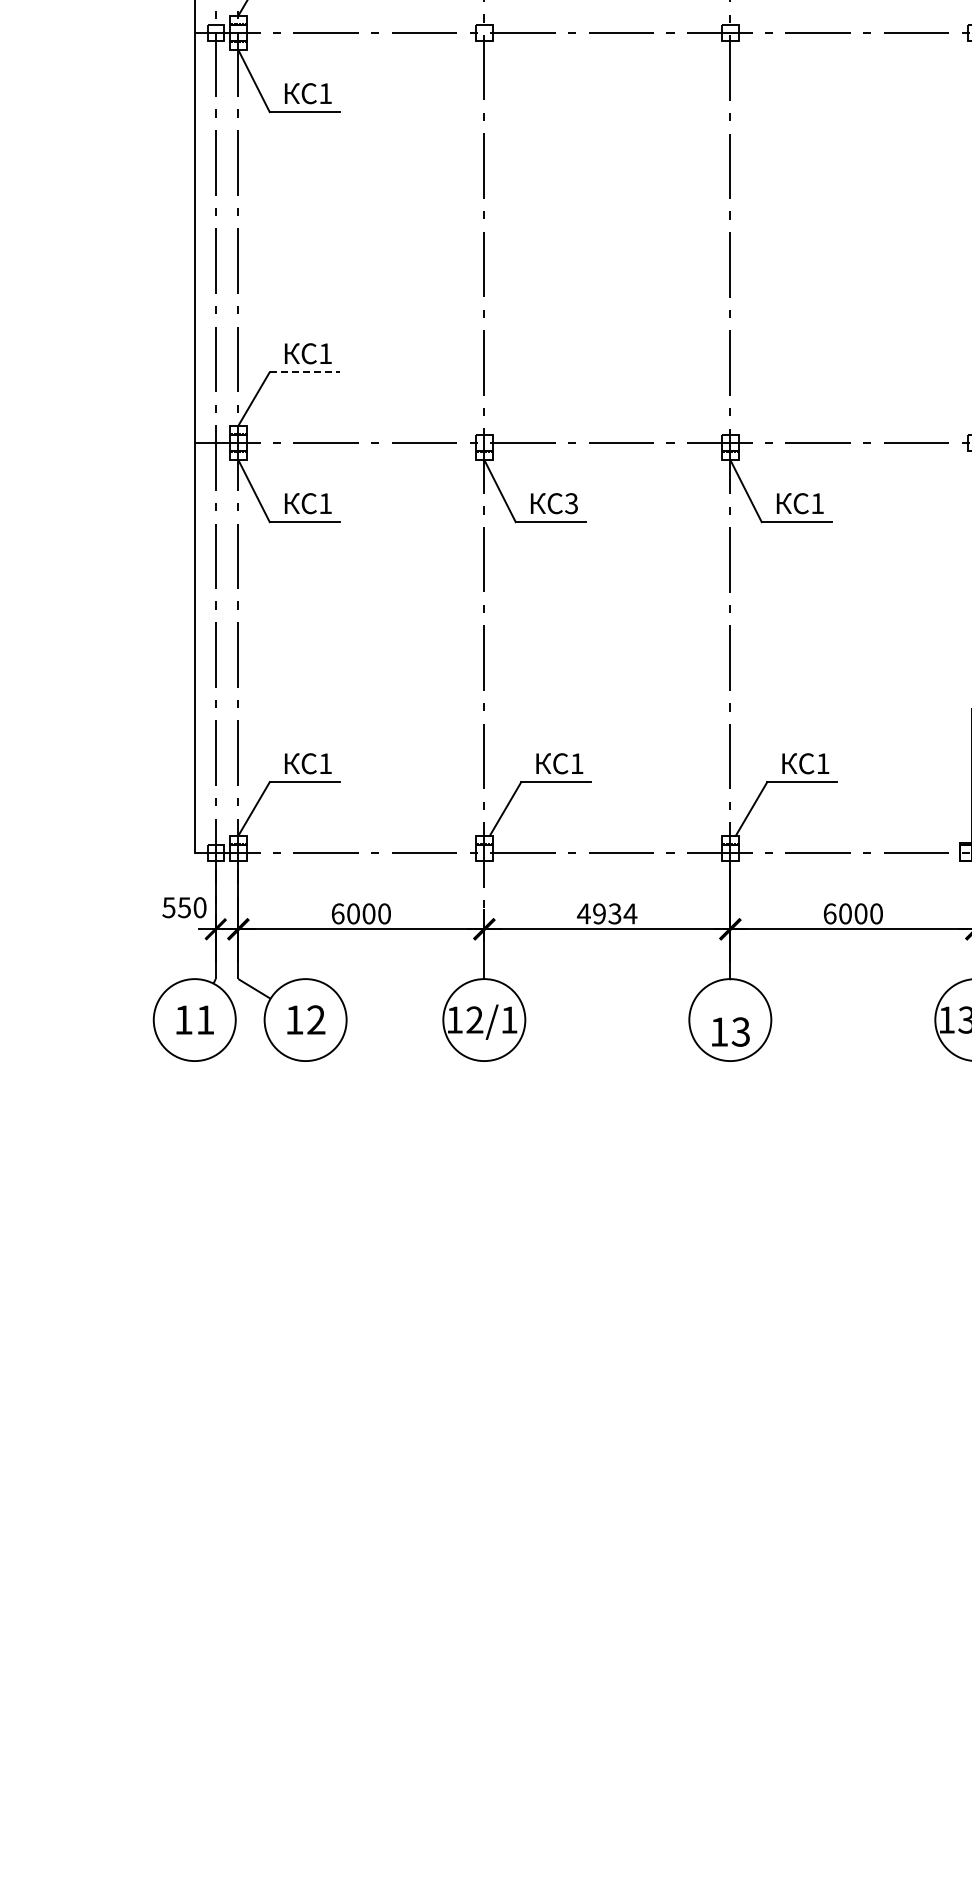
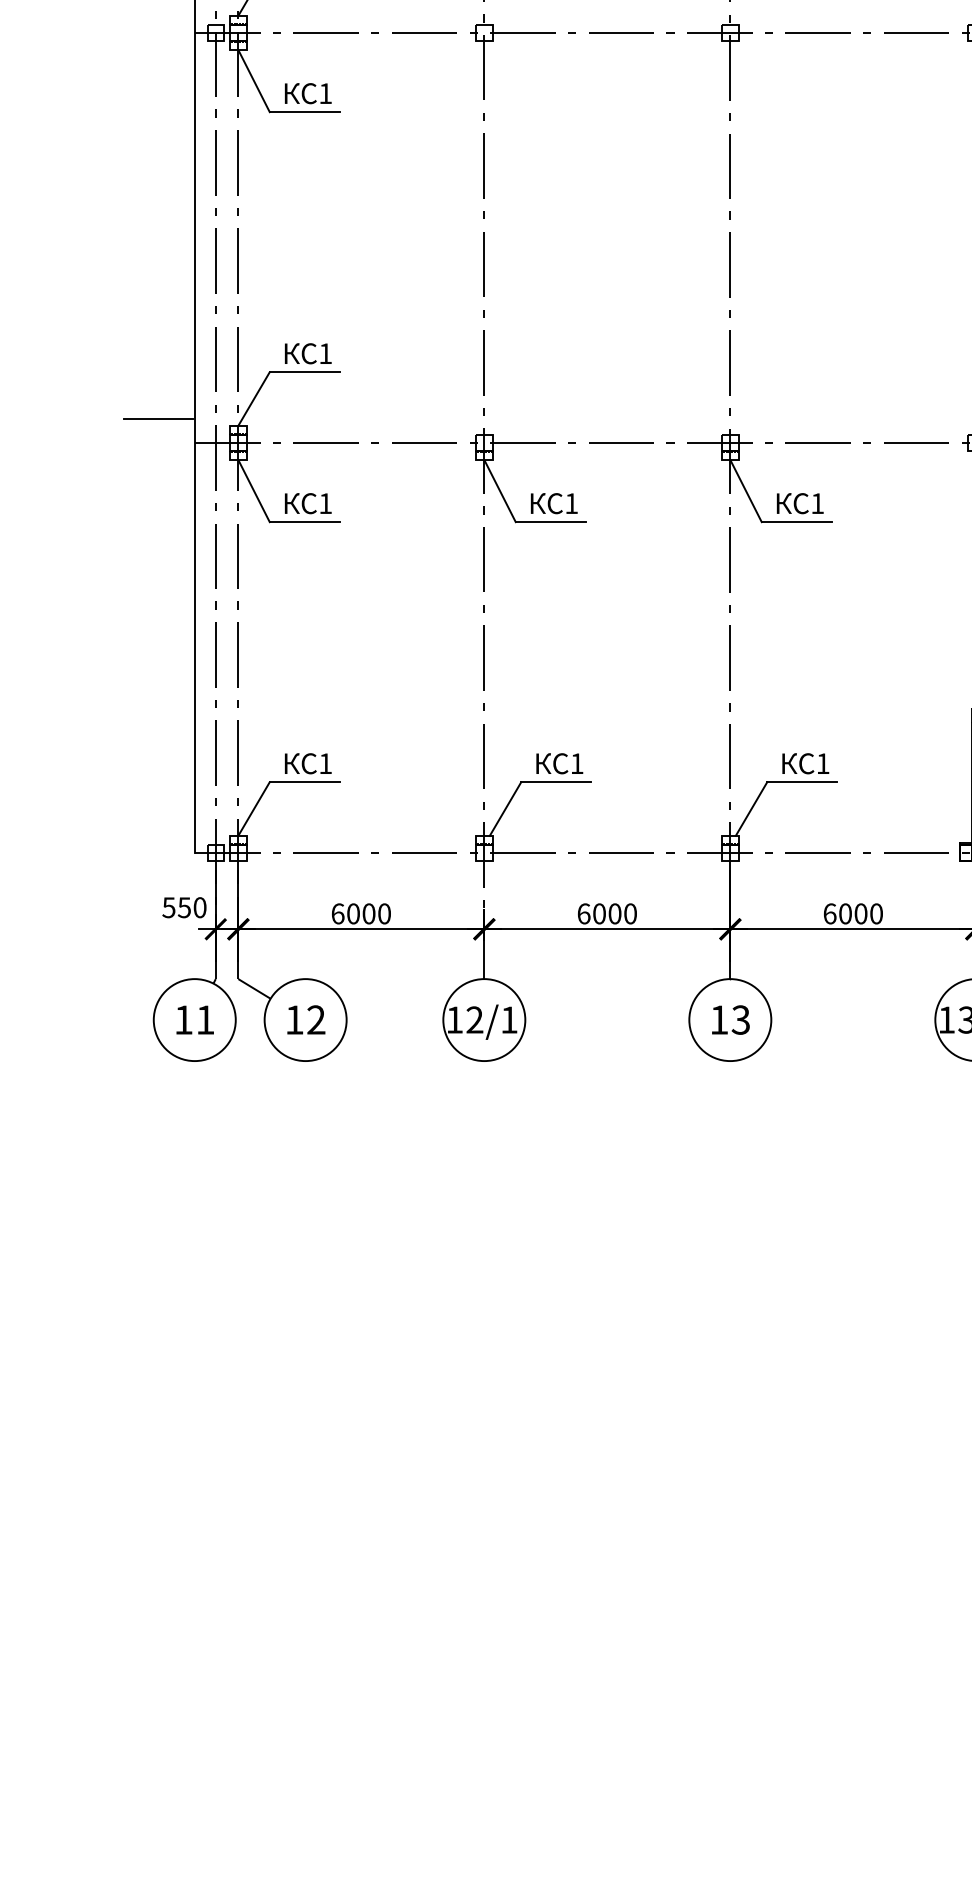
line: dashed -> solid (305, 372)
line: none -> present (158, 419)
text: 3 -> 1 (571, 503)
text: 4934 -> 6000 (606, 913)
text position: (730, 1031) -> (730, 1019) (730, 1019)
